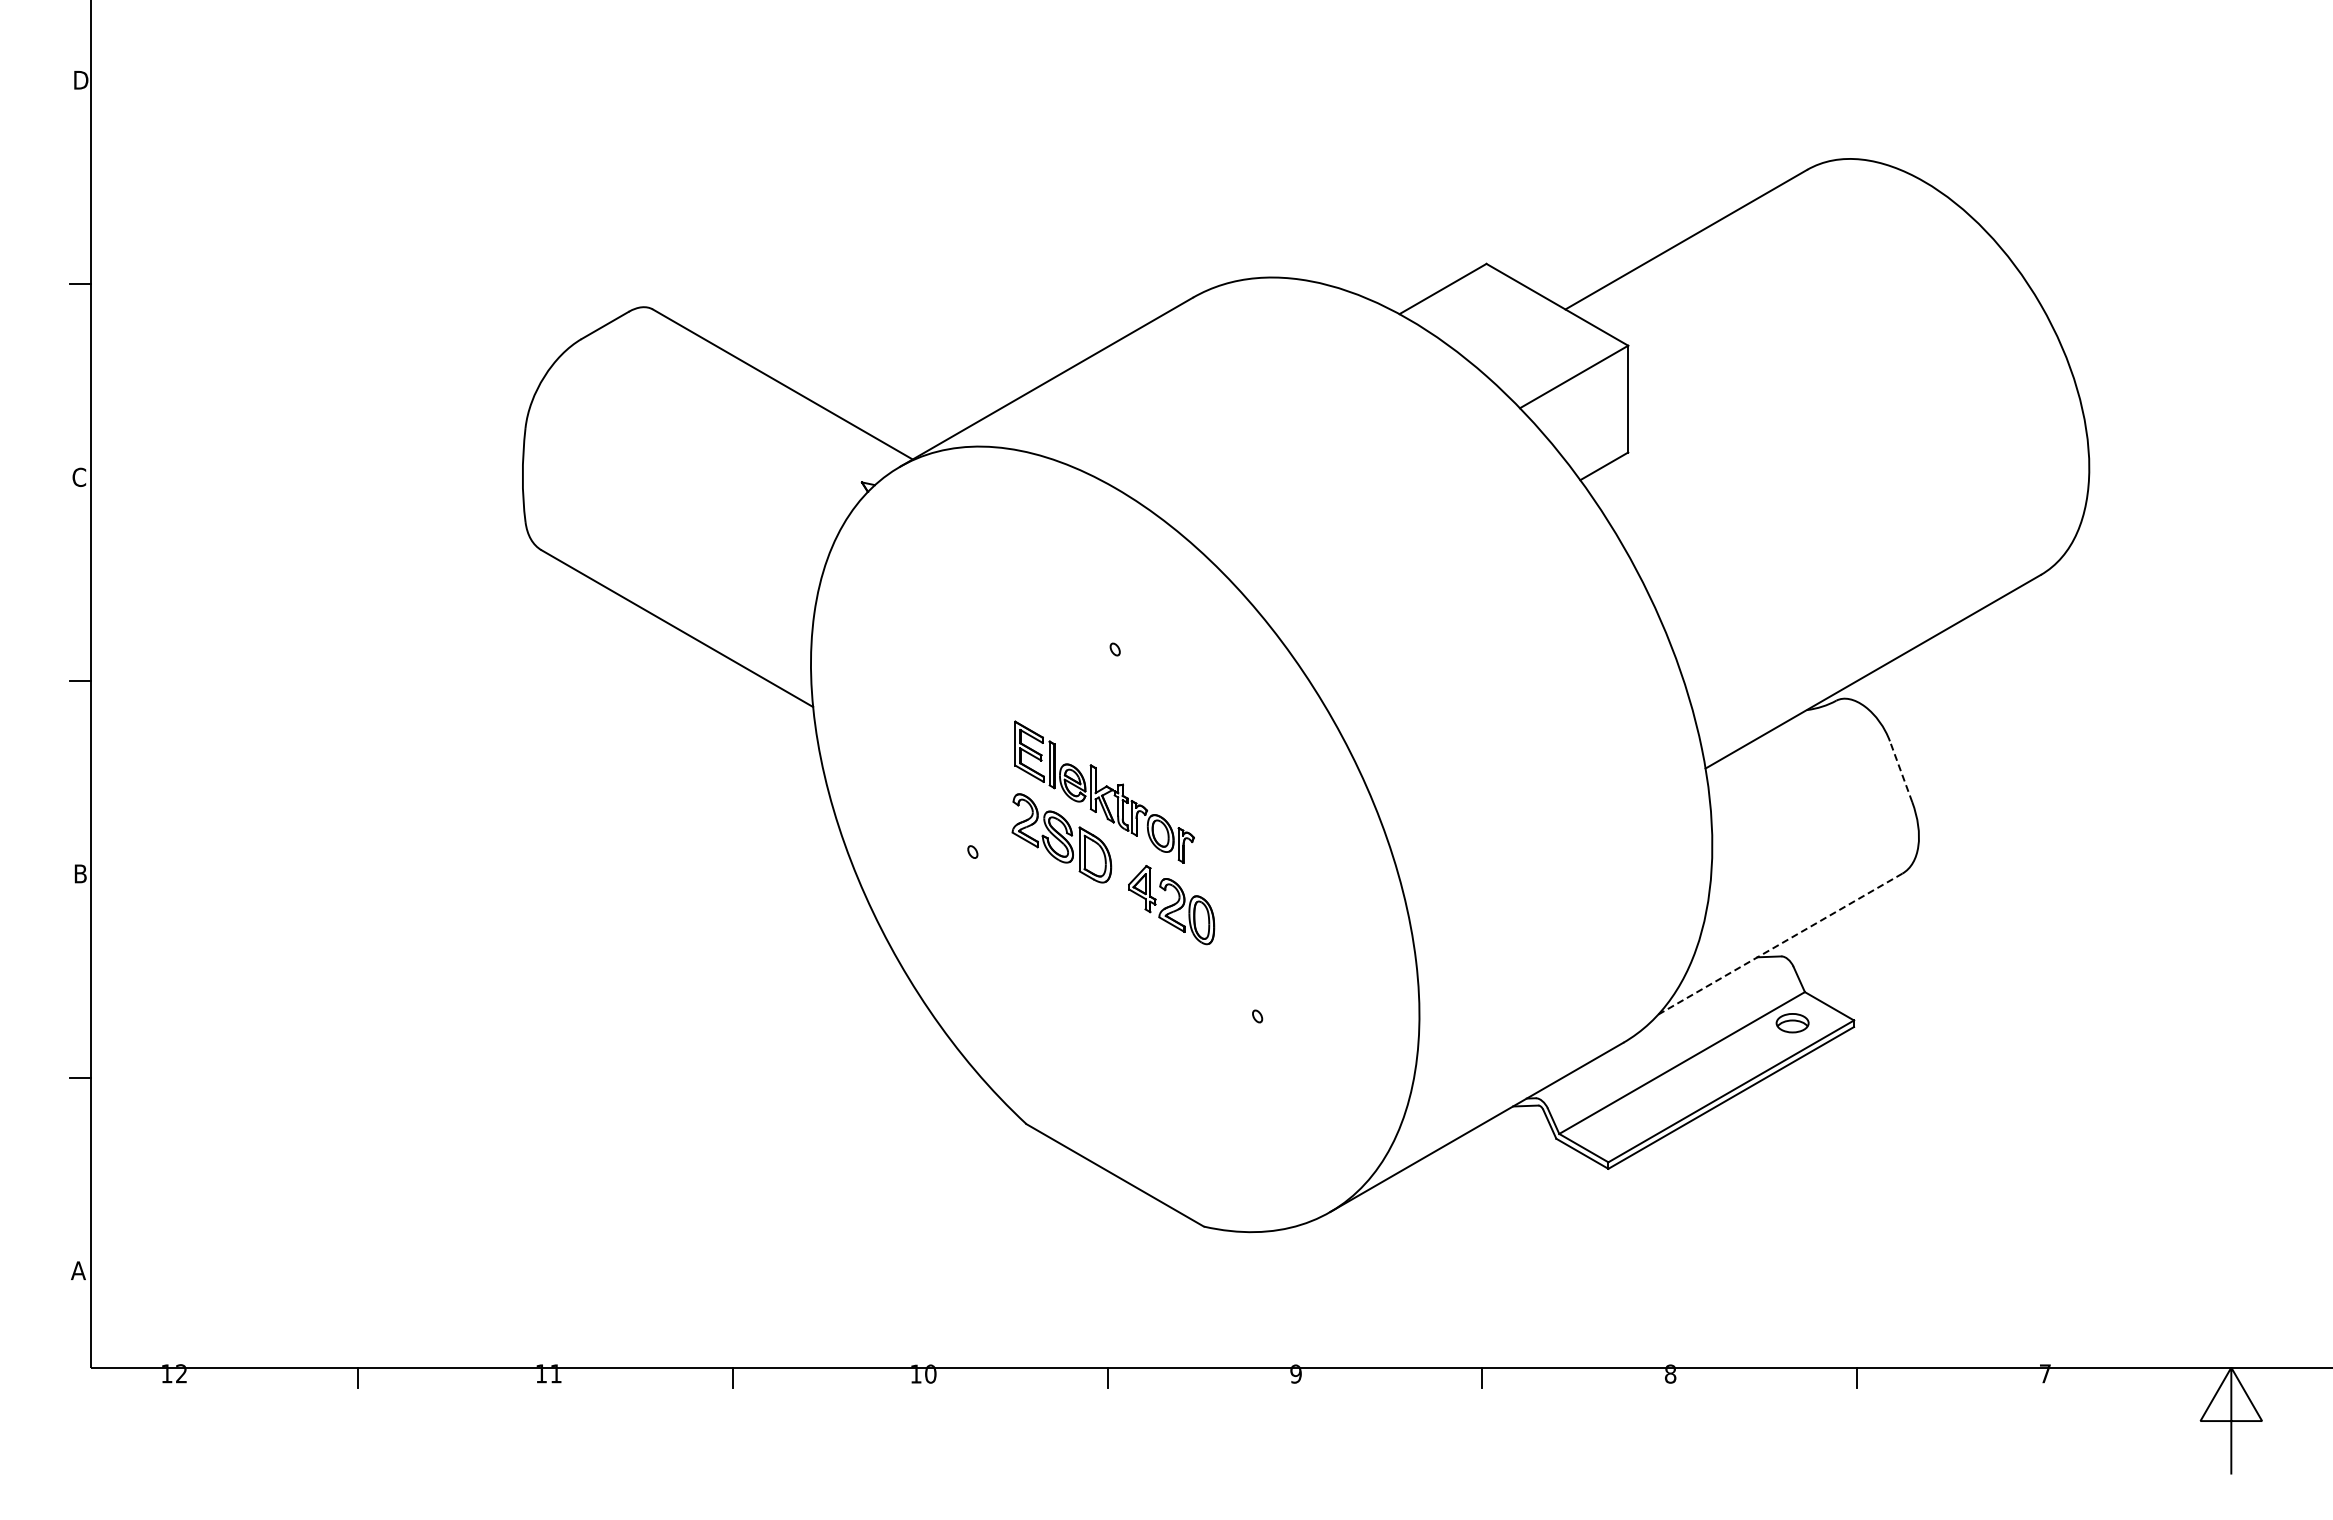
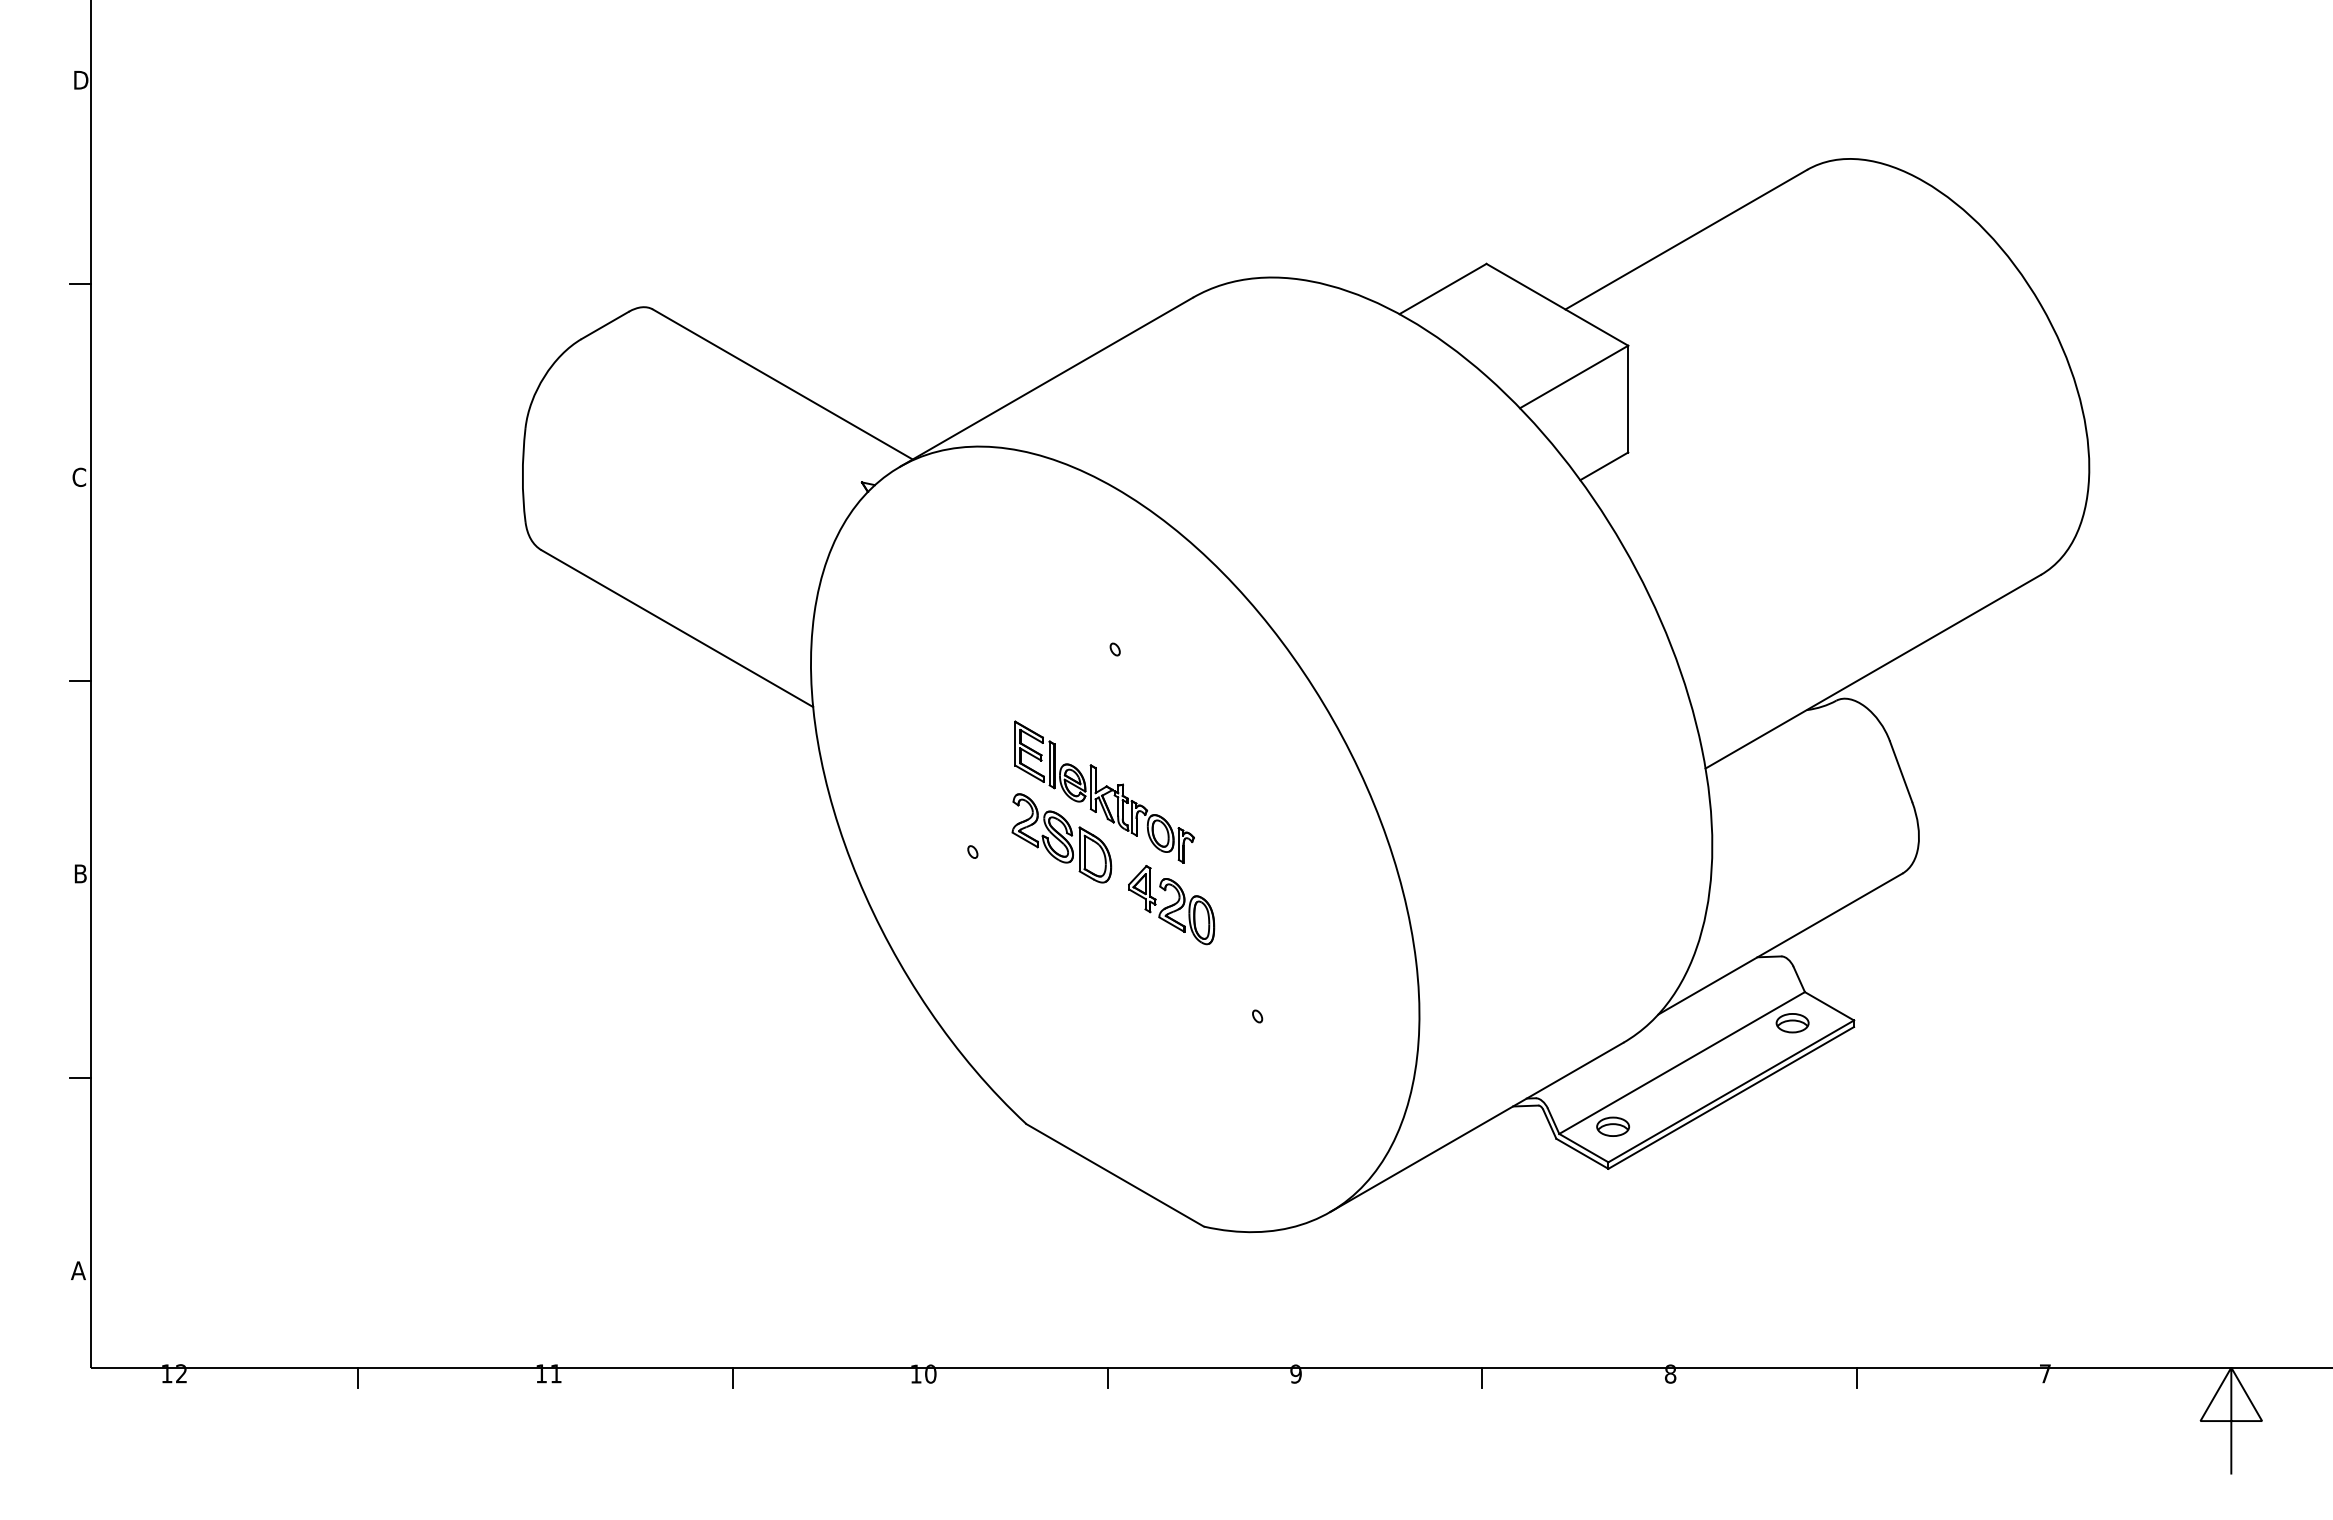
line: dashed -> solid (1900, 771)
line: dashed -> solid (1780, 944)
part: none -> present (1612, 1126)
